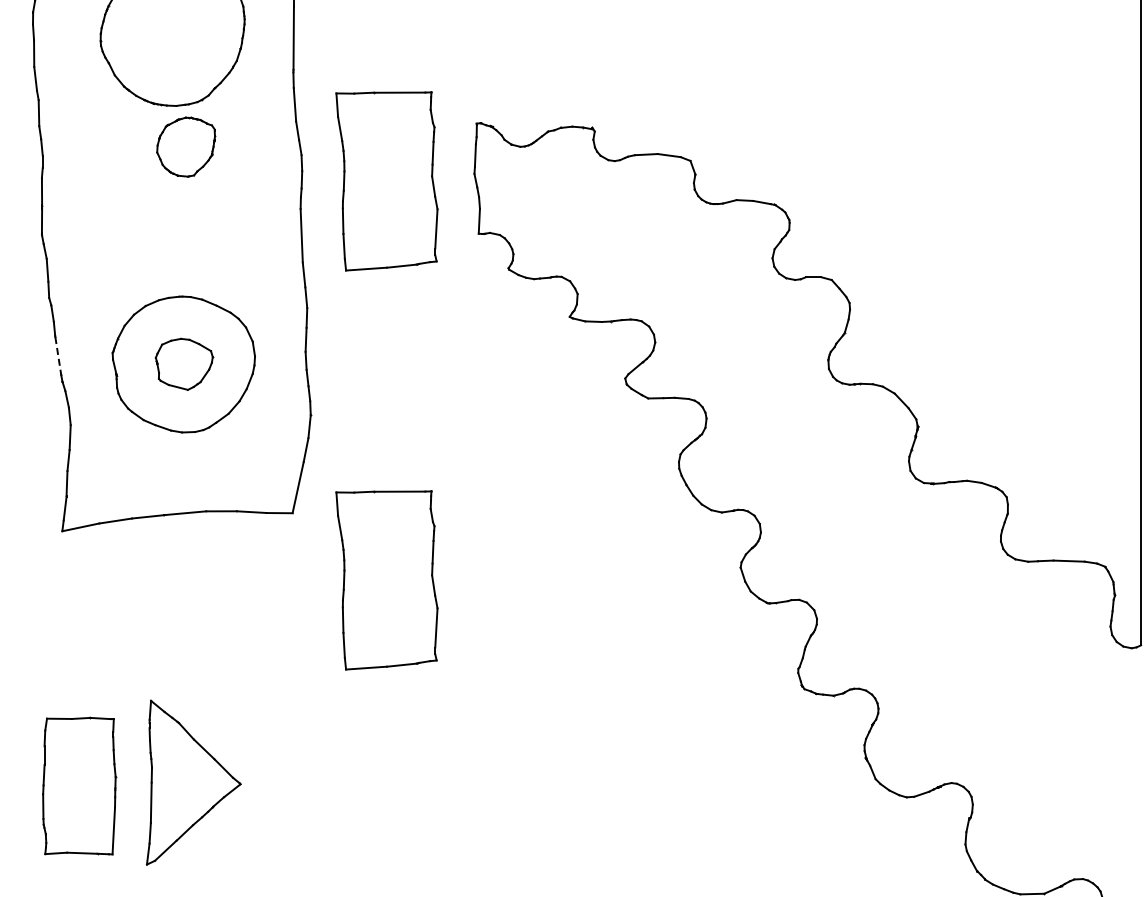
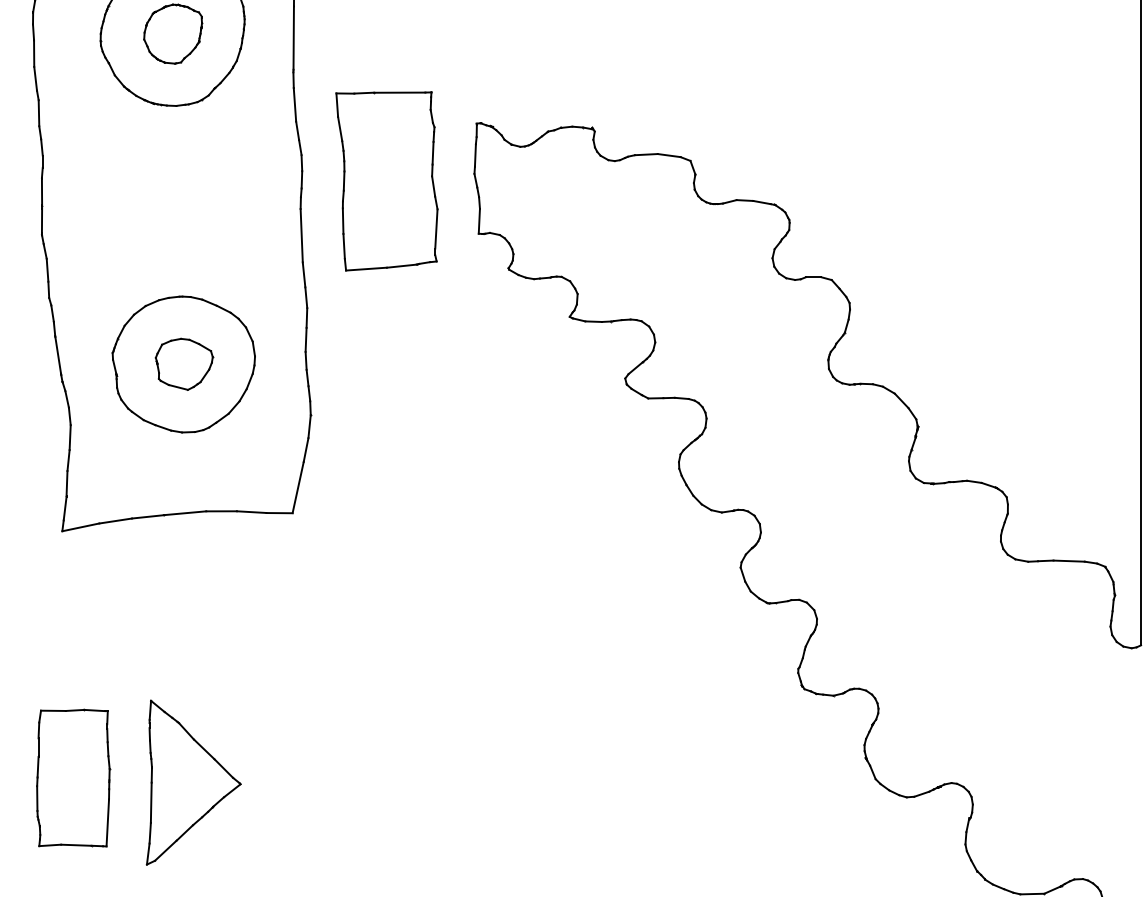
part position: (186, 146) -> (173, 33) (173, 33)
line: dashed -> solid (58, 355)
part: present -> none (386, 580)
part position: (79, 785) -> (73, 777) (73, 777)
